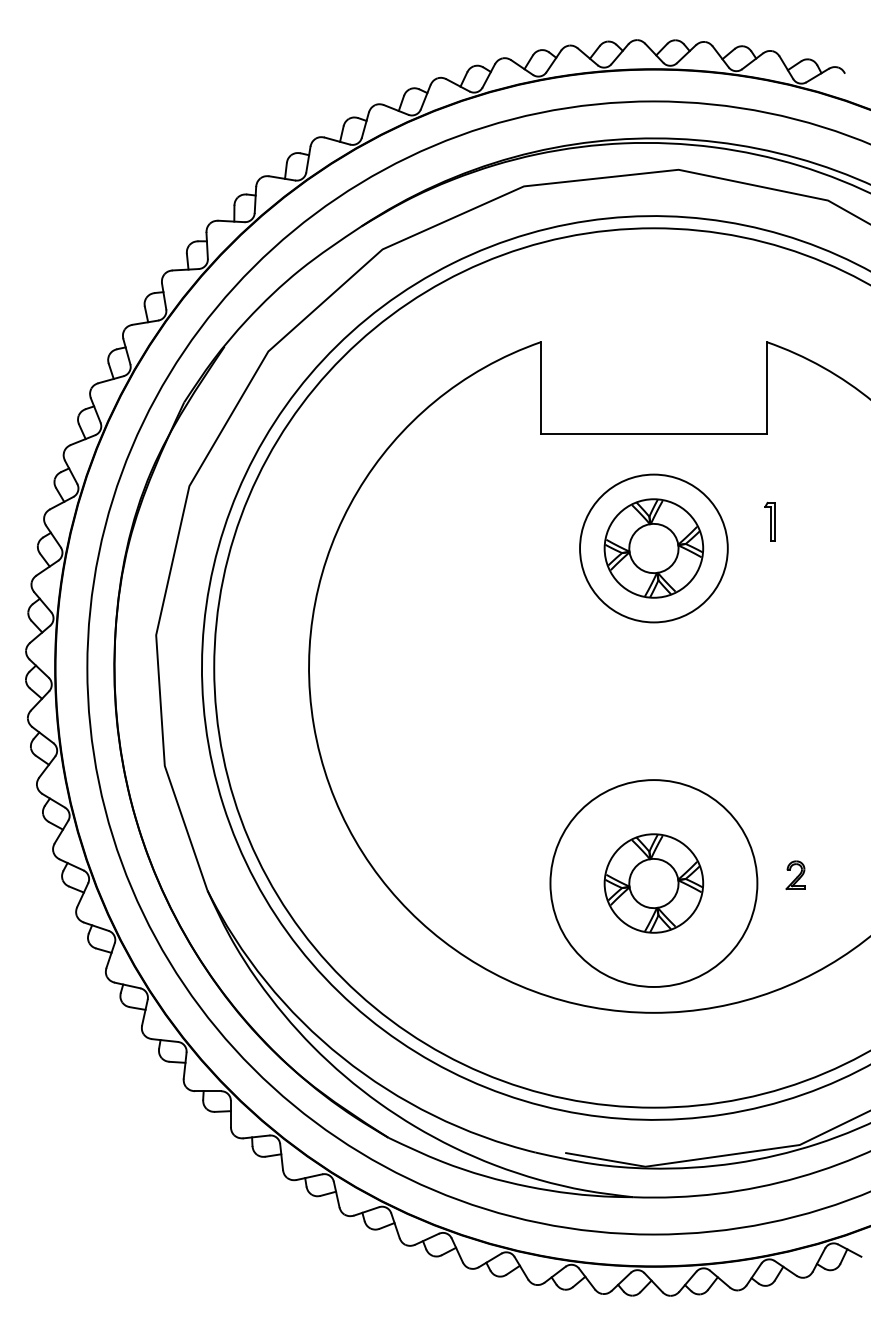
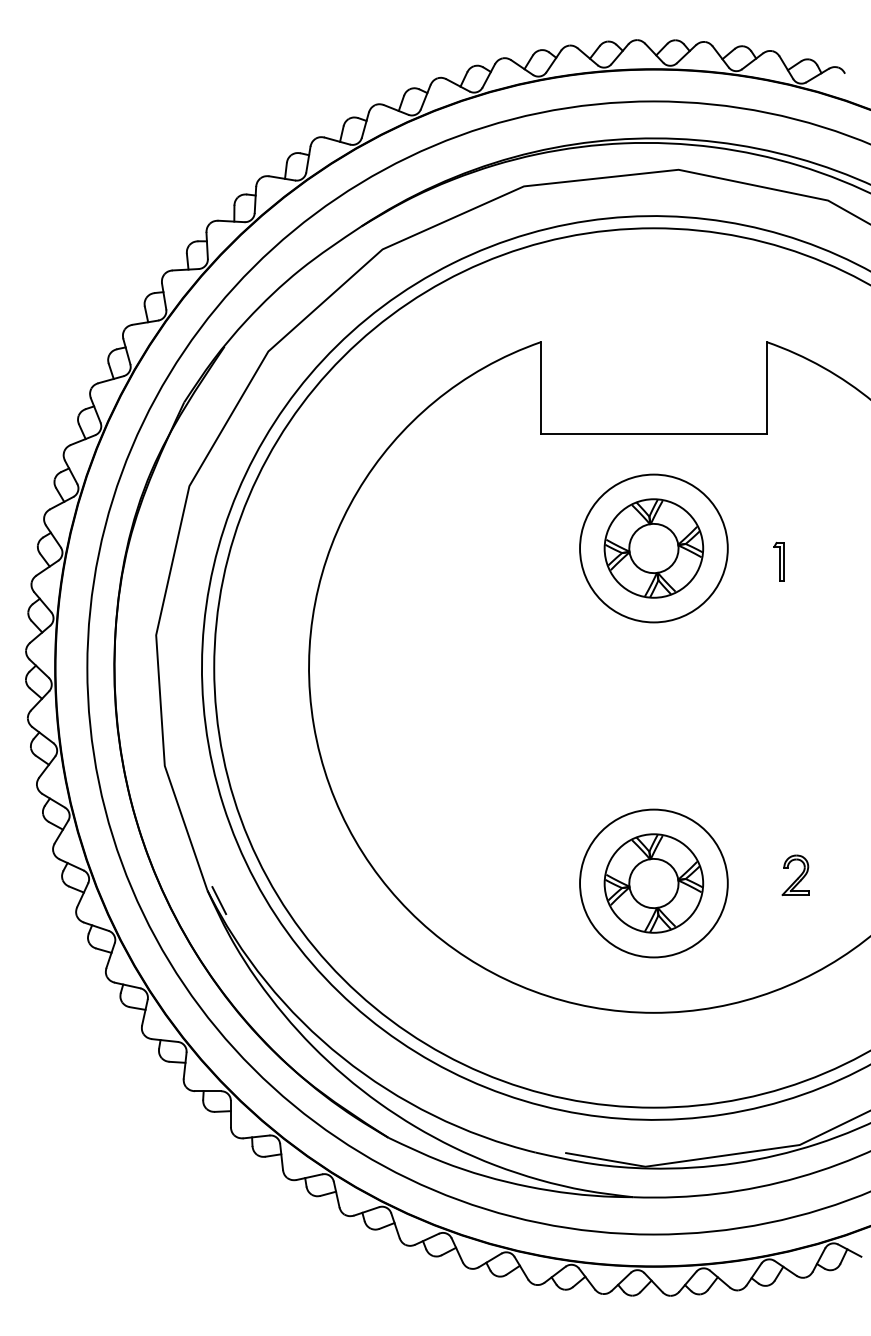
part position: (769, 521) -> (778, 561) (778, 561)
part size: 21x30 px -> 29x42 px (795, 874)
circle diameter: 207 px -> 148 px (653, 883)
line: none -> present (219, 900)
